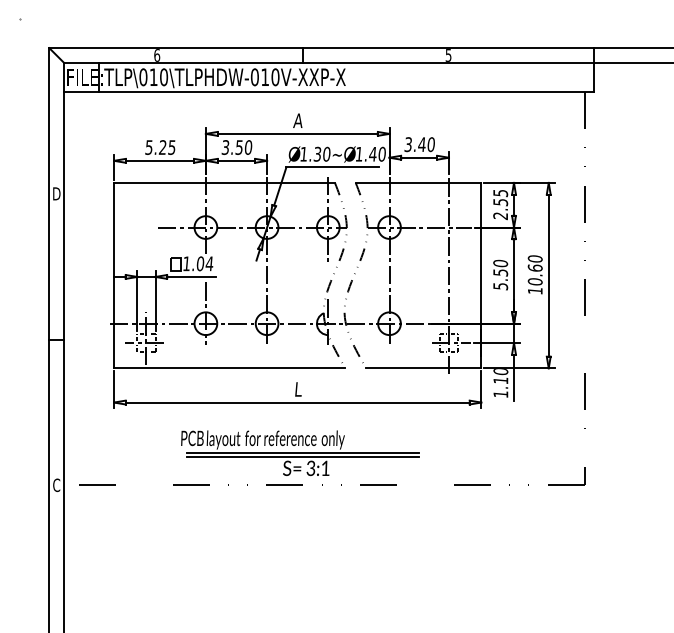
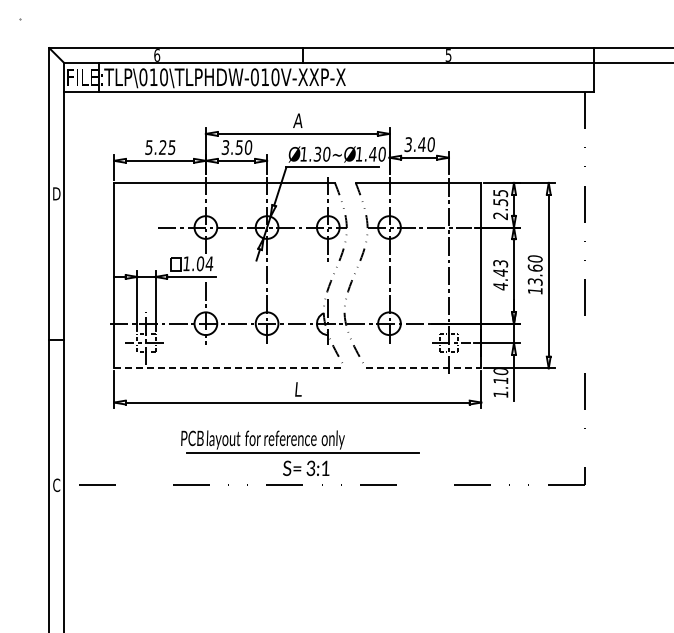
text: 5.50 -> 4.43 (500, 274)
text: 10.60 -> 13.60 (534, 281)
line: solid -> dashed (229, 368)
line: solid -> dashed (423, 368)
line: present -> none (303, 456)
